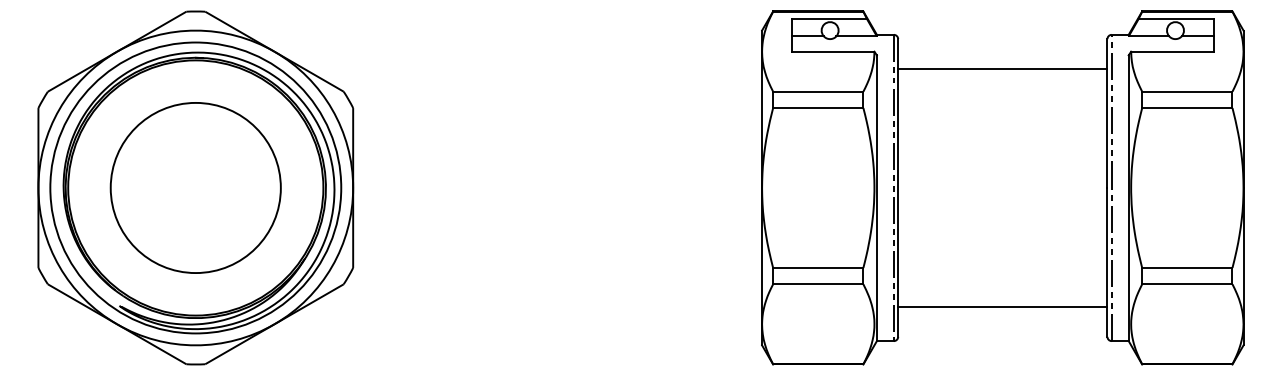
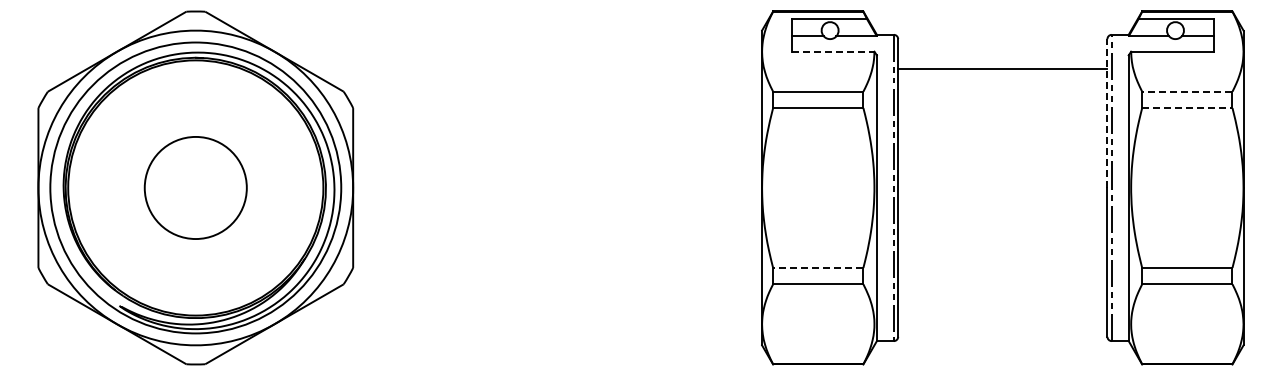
line: solid -> dashed (833, 51)
line: solid -> dashed (1186, 91)
line: solid -> dashed (1187, 108)
line: solid -> dashed (1107, 113)
circle diameter: 170 px -> 102 px (195, 187)
line: solid -> dashed (817, 267)
line: present -> none (1002, 307)
